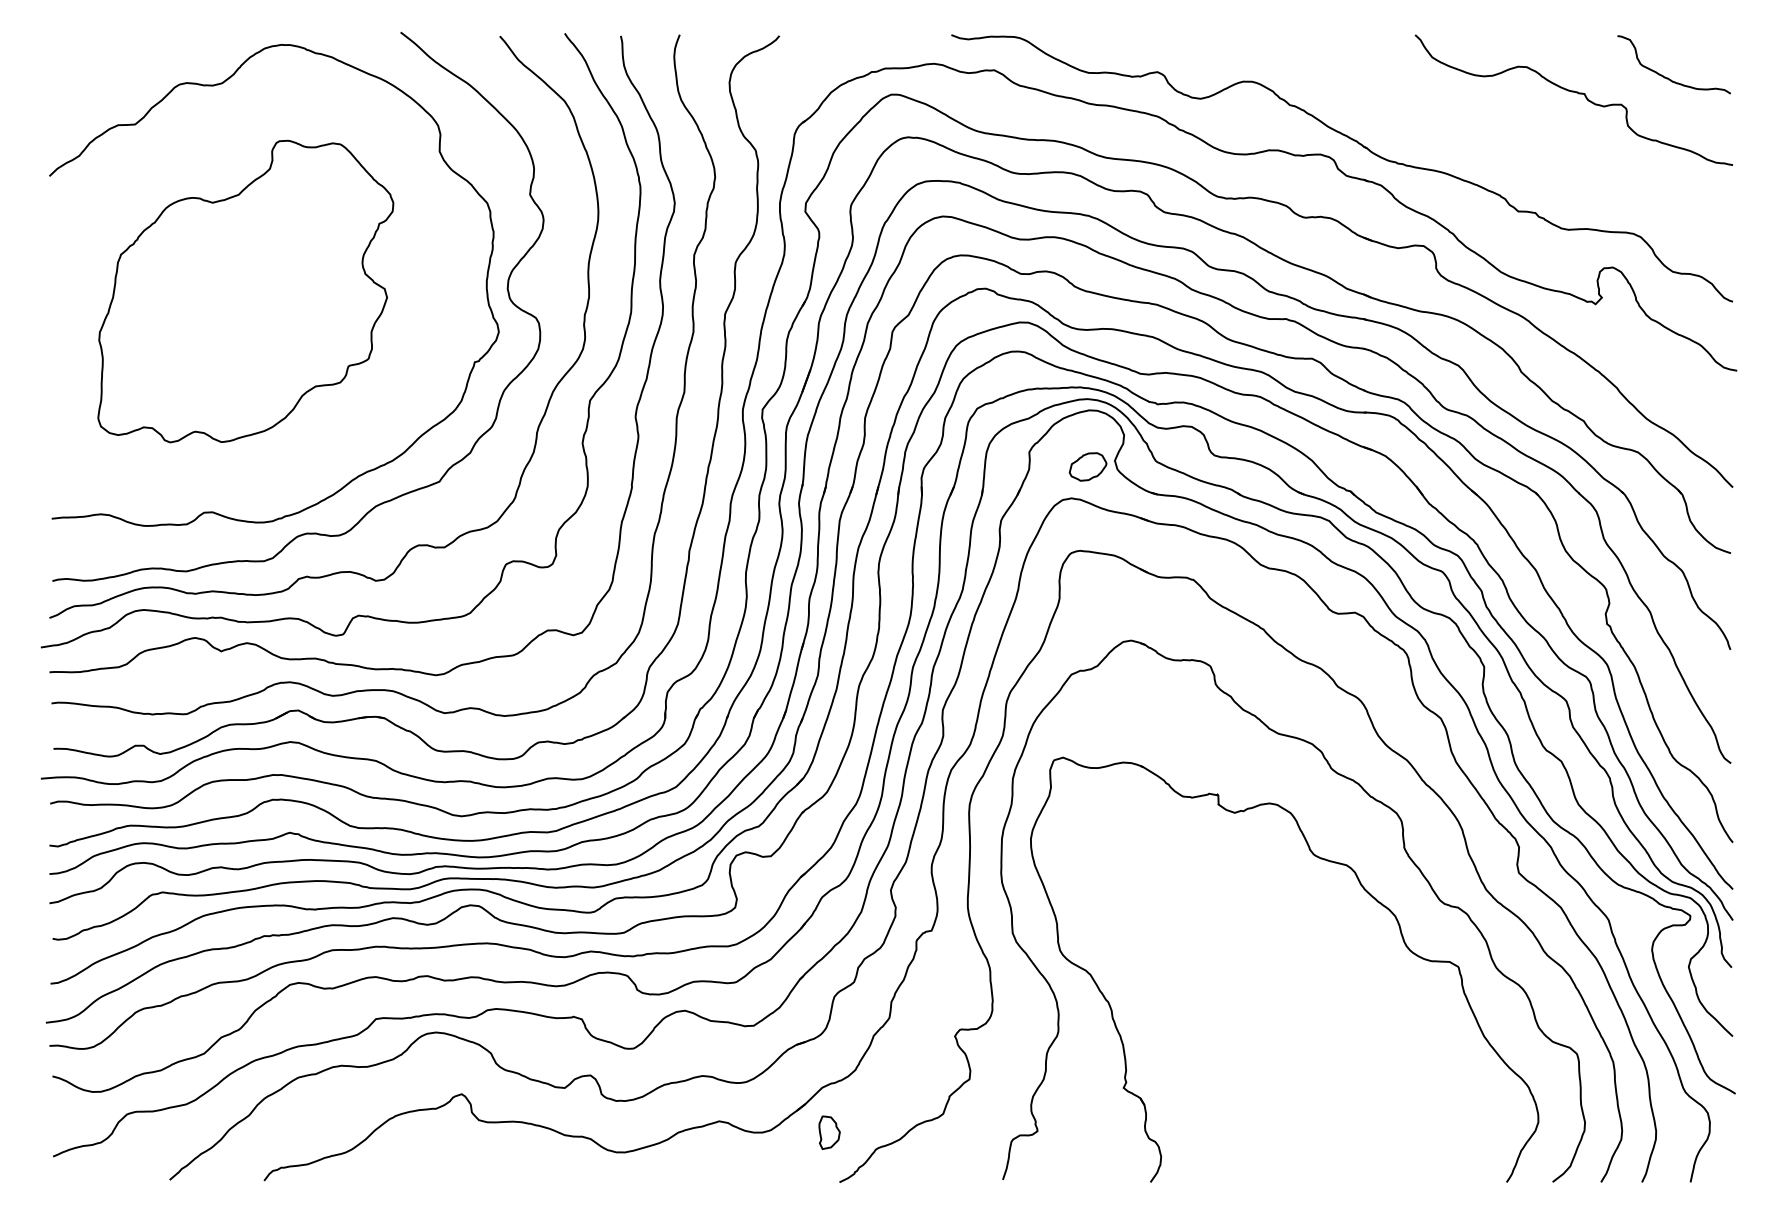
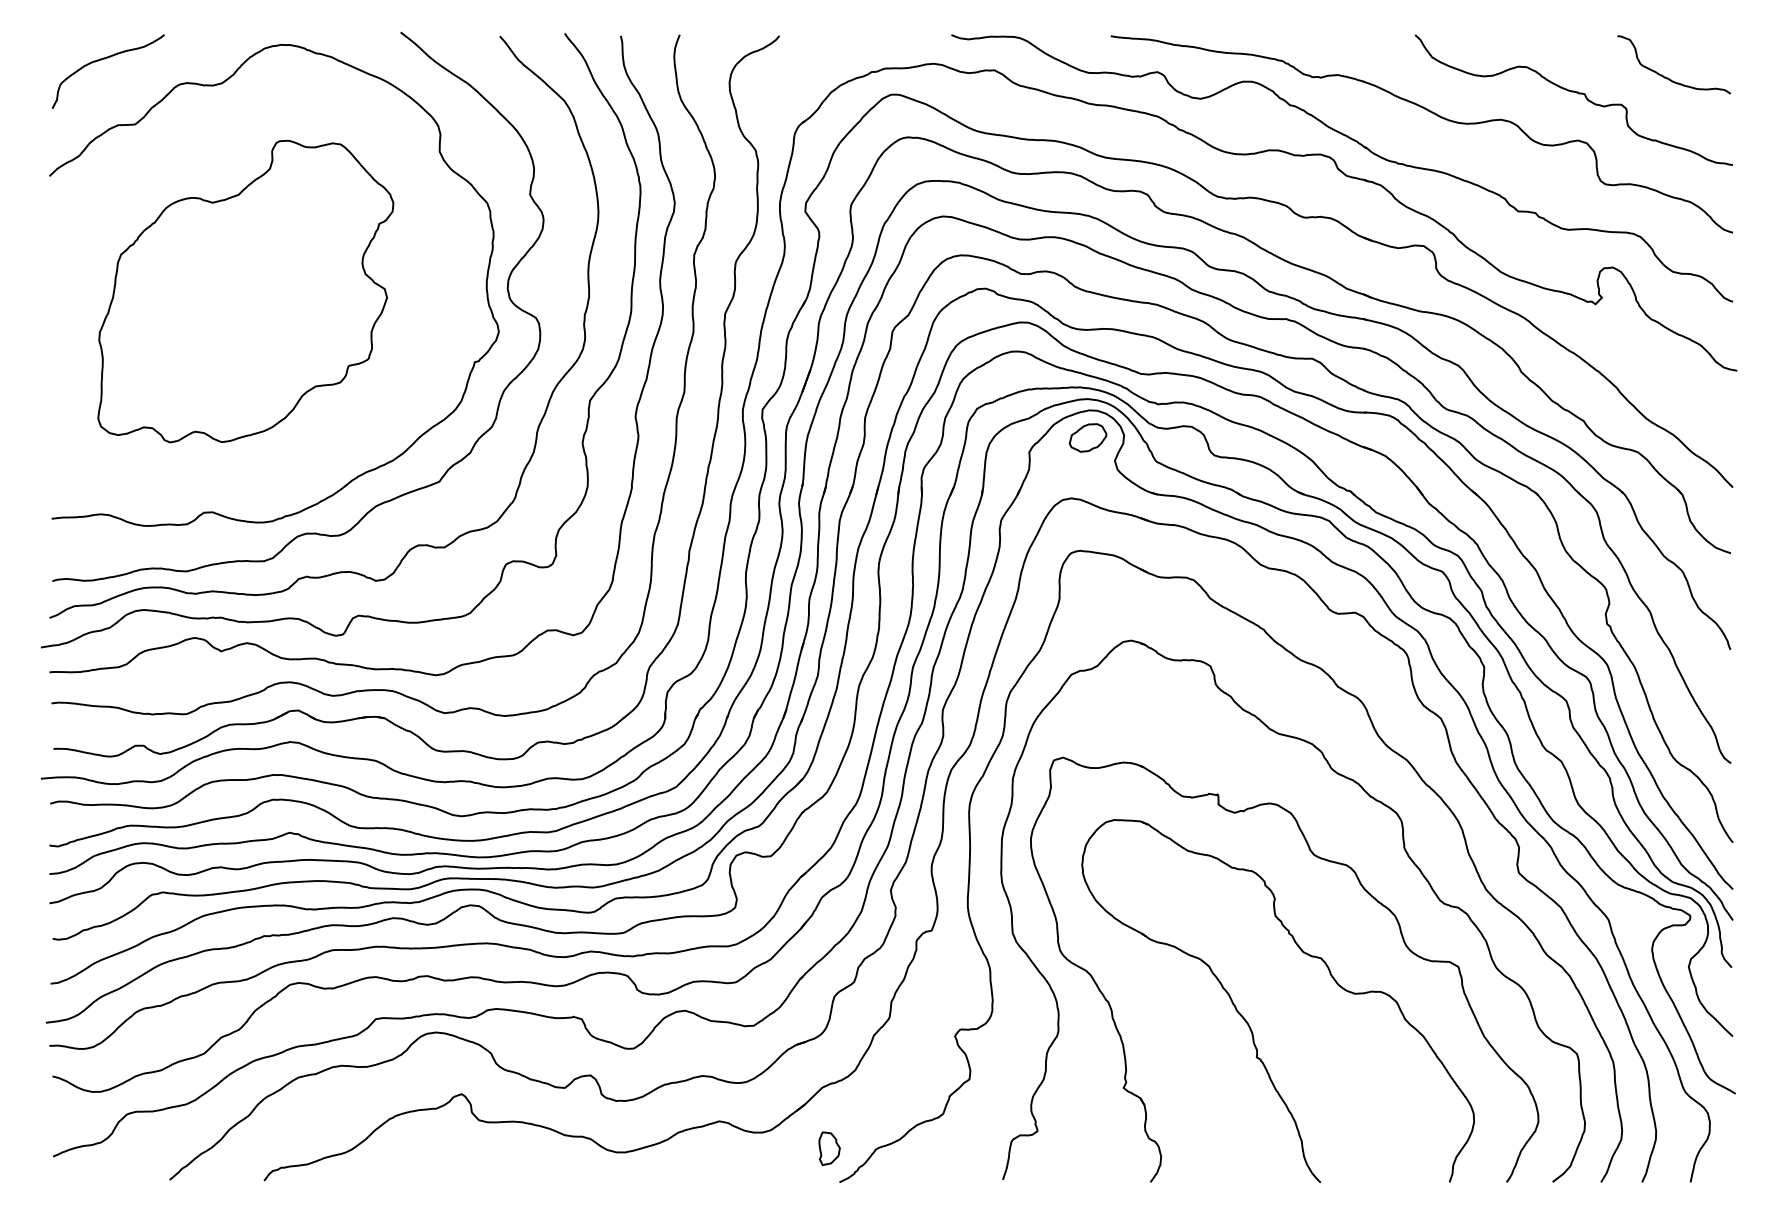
curve: none -> present (104, 59)
part: none -> present (1431, 113)
part position: (1087, 466) -> (1087, 437) (1087, 437)
part: none -> present (1248, 1022)
part position: (829, 1132) -> (829, 1148) (829, 1148)
